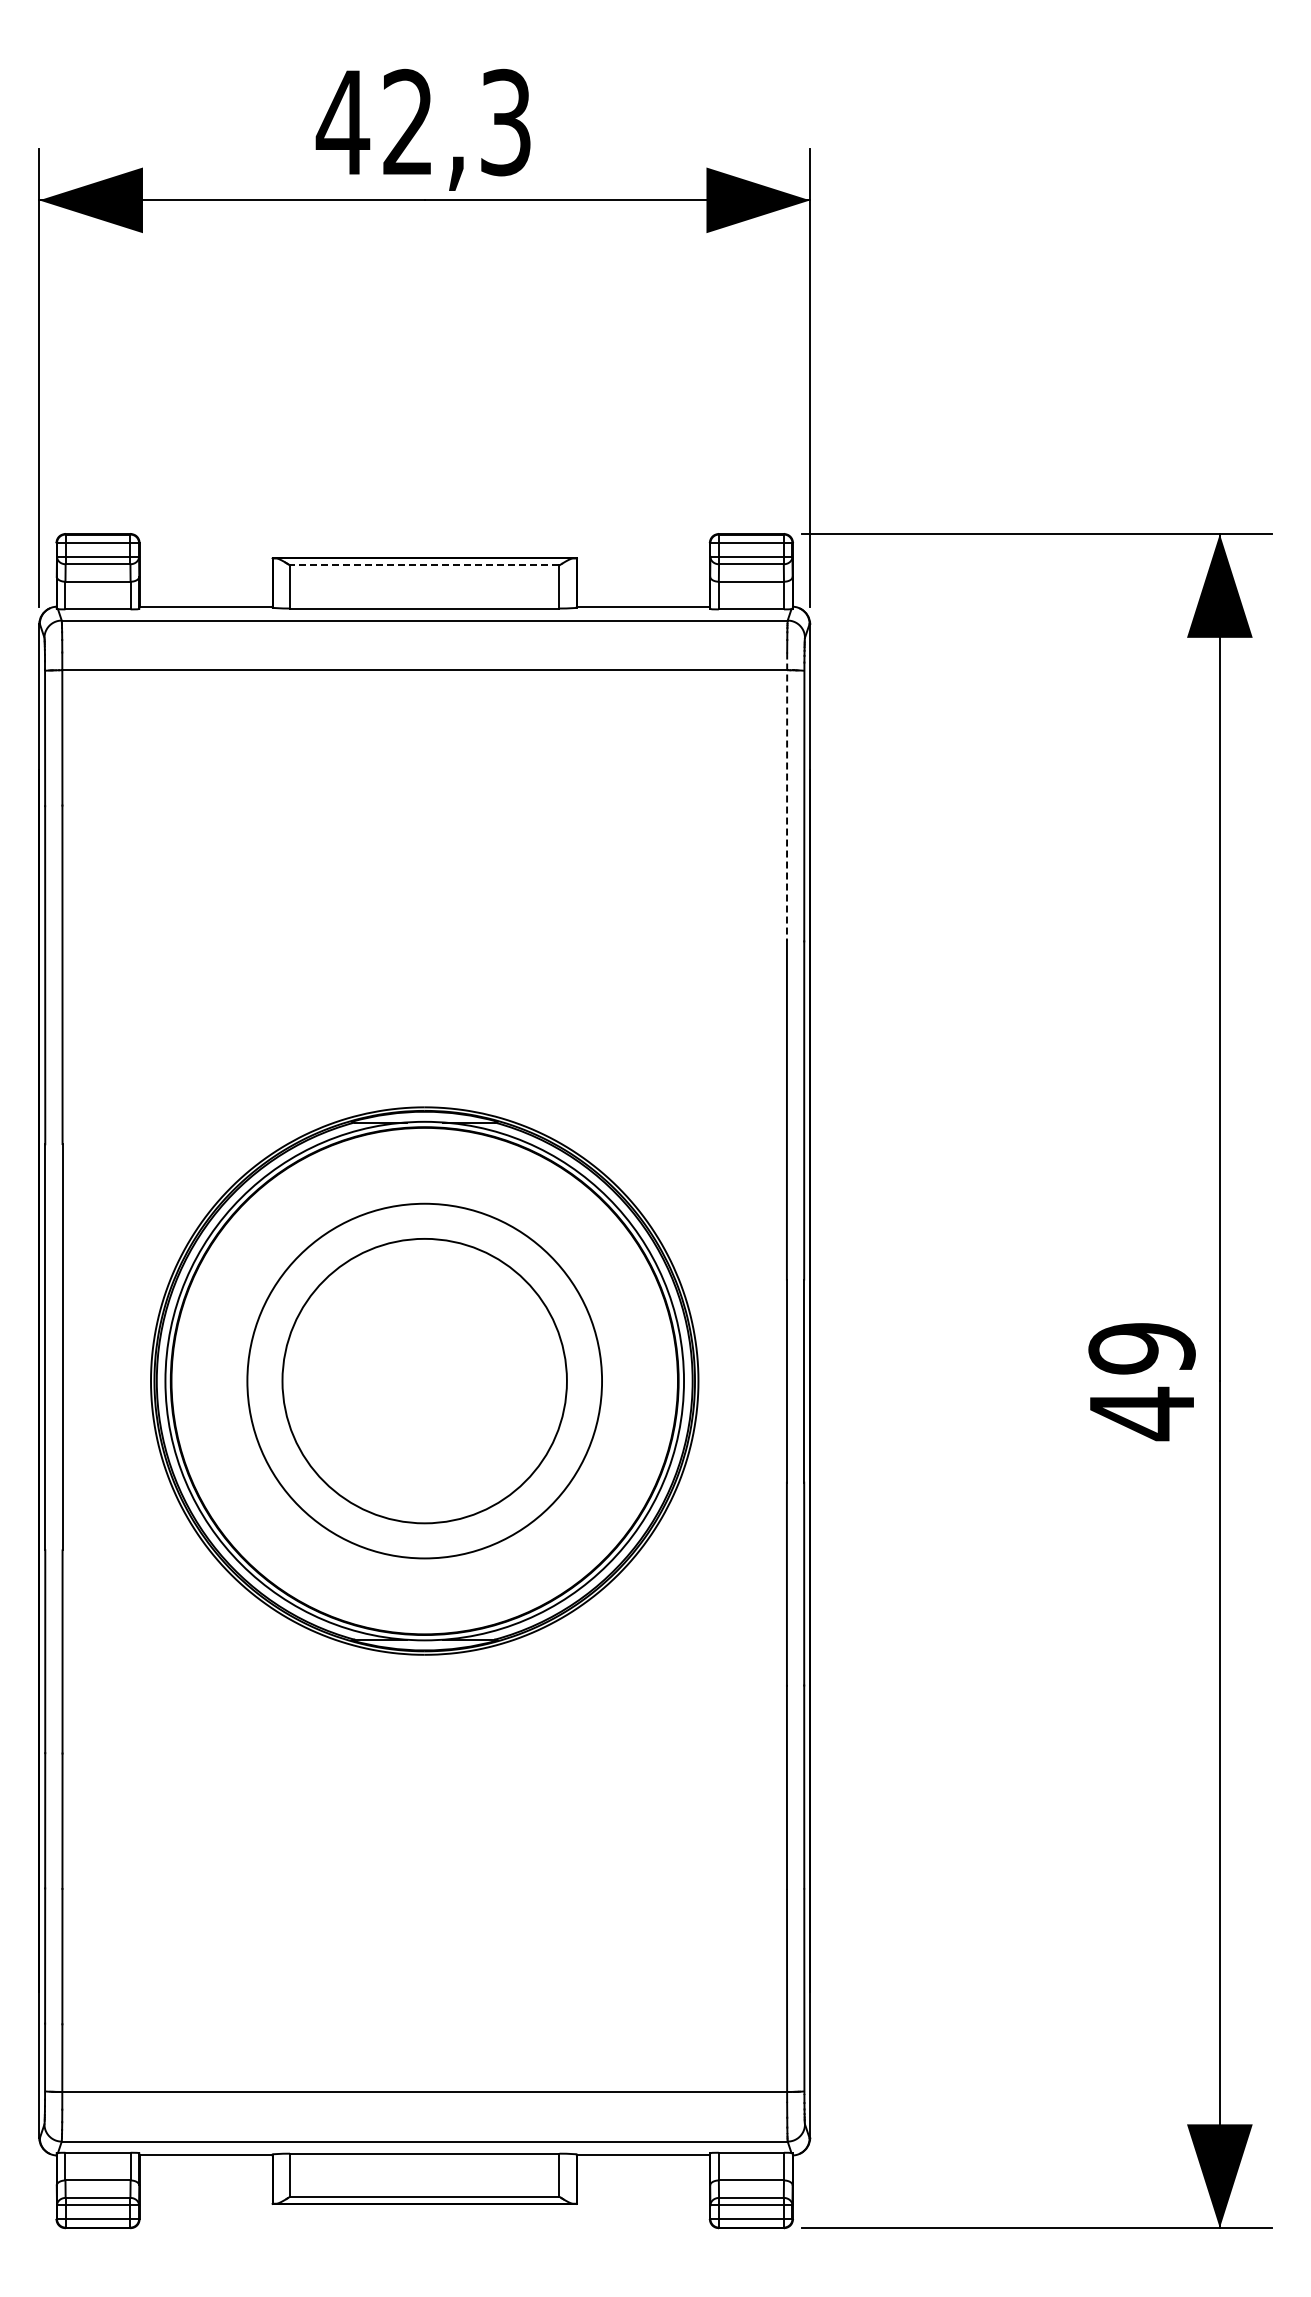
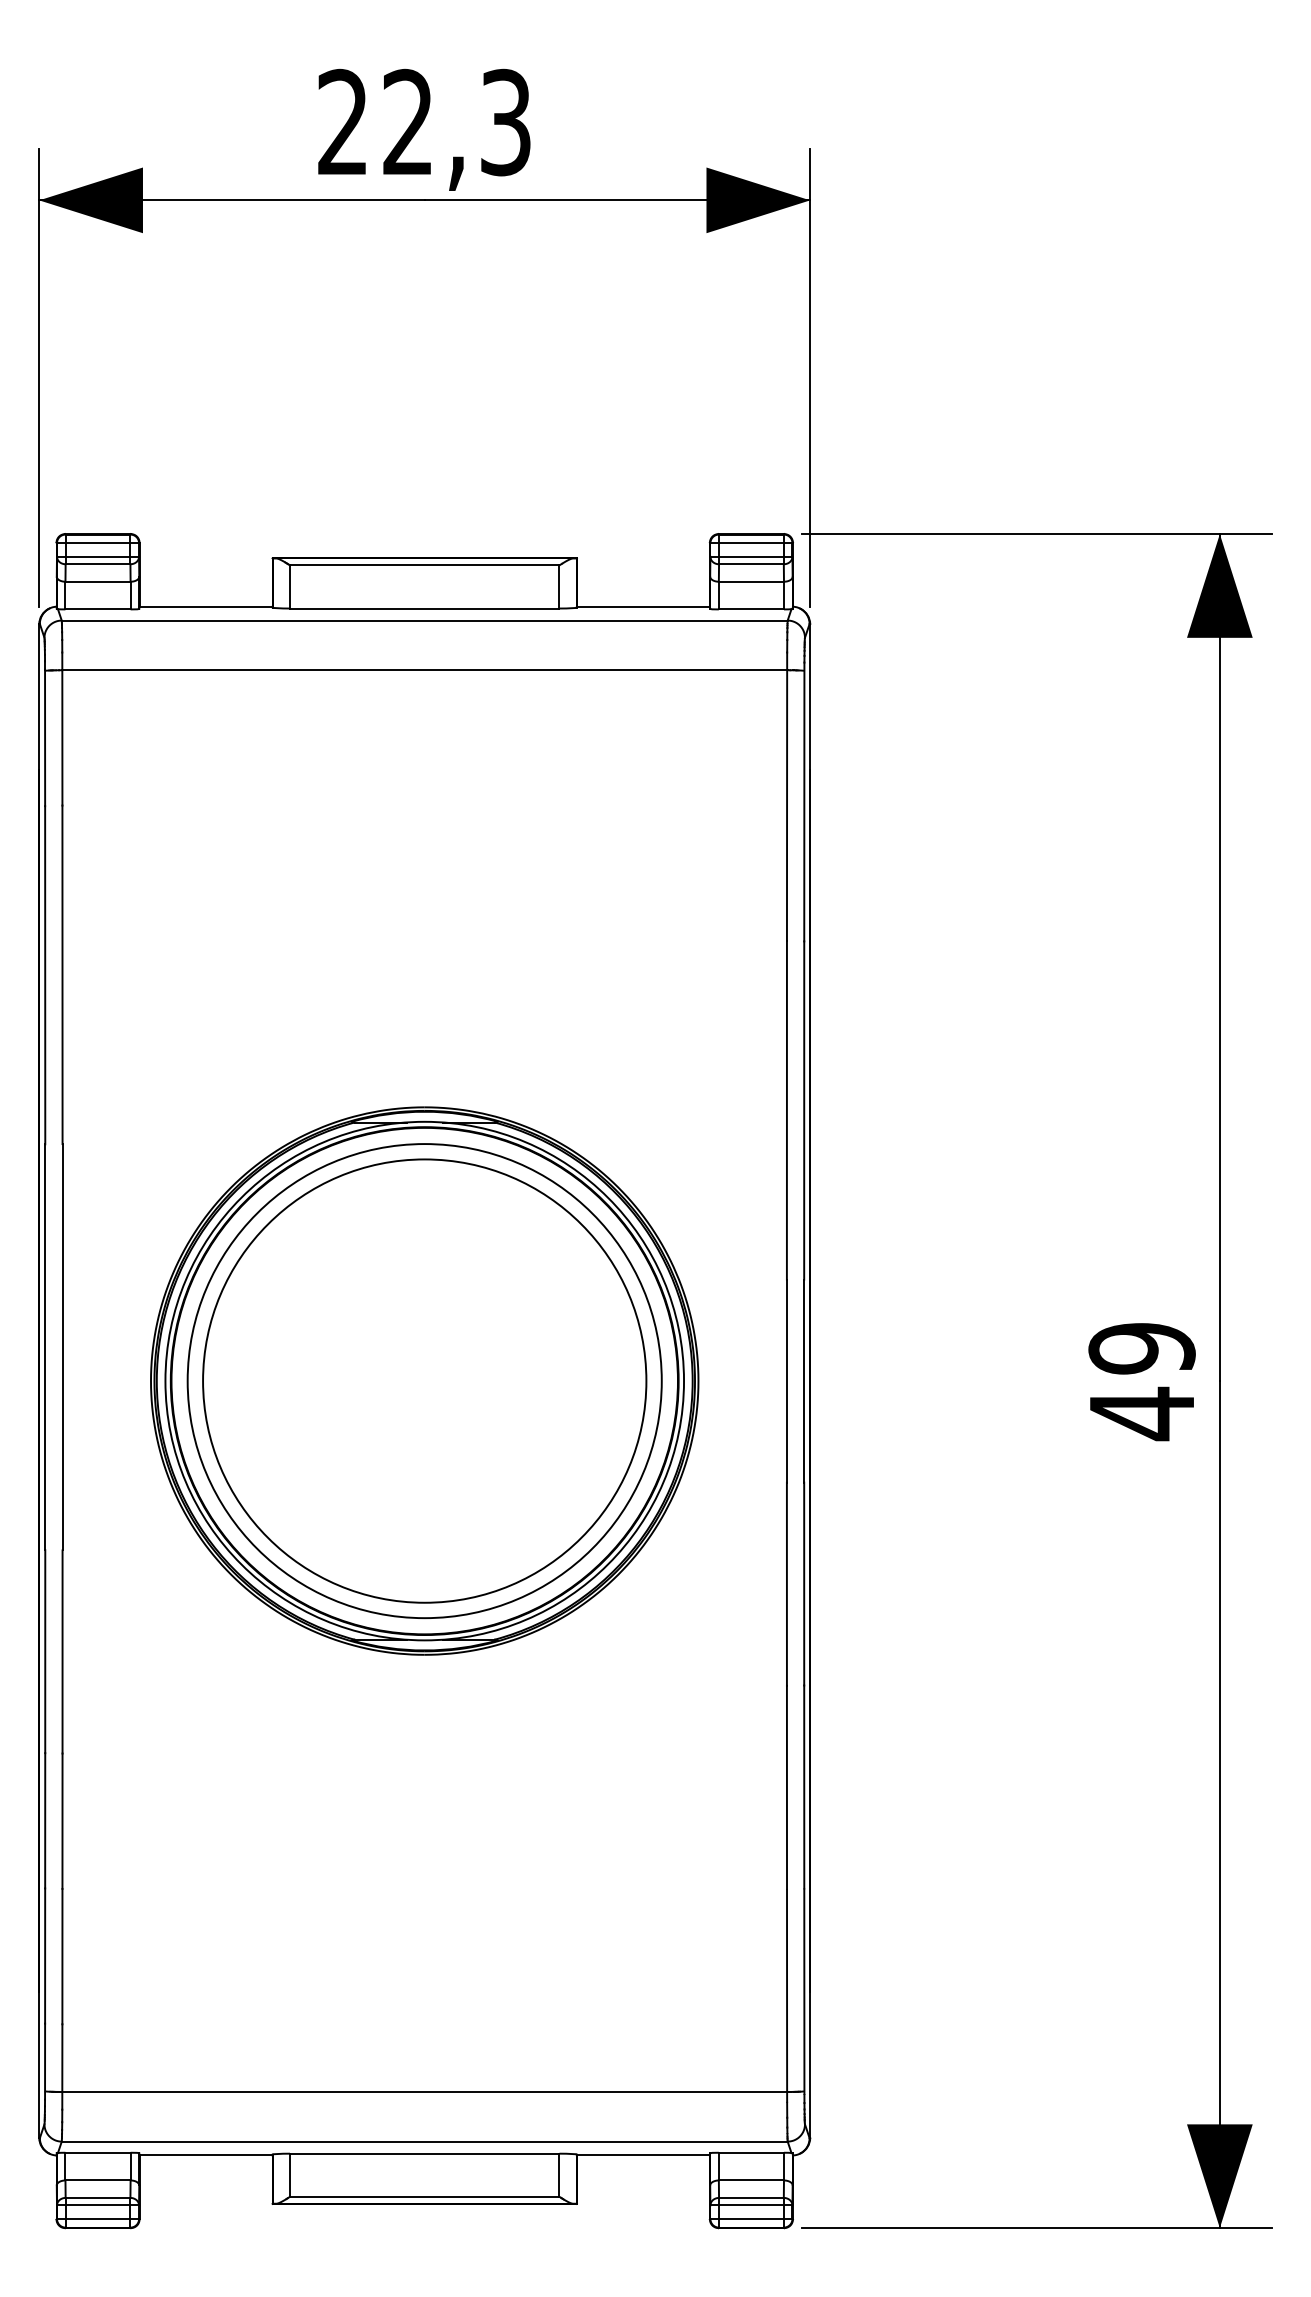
text: 42,3 -> 22,3 (342, 121)
line: dashed -> solid (424, 565)
line: dashed -> solid (787, 797)
circle diameter: 284 px -> 474 px (424, 1381)
circle diameter: 355 px -> 443 px (424, 1380)
